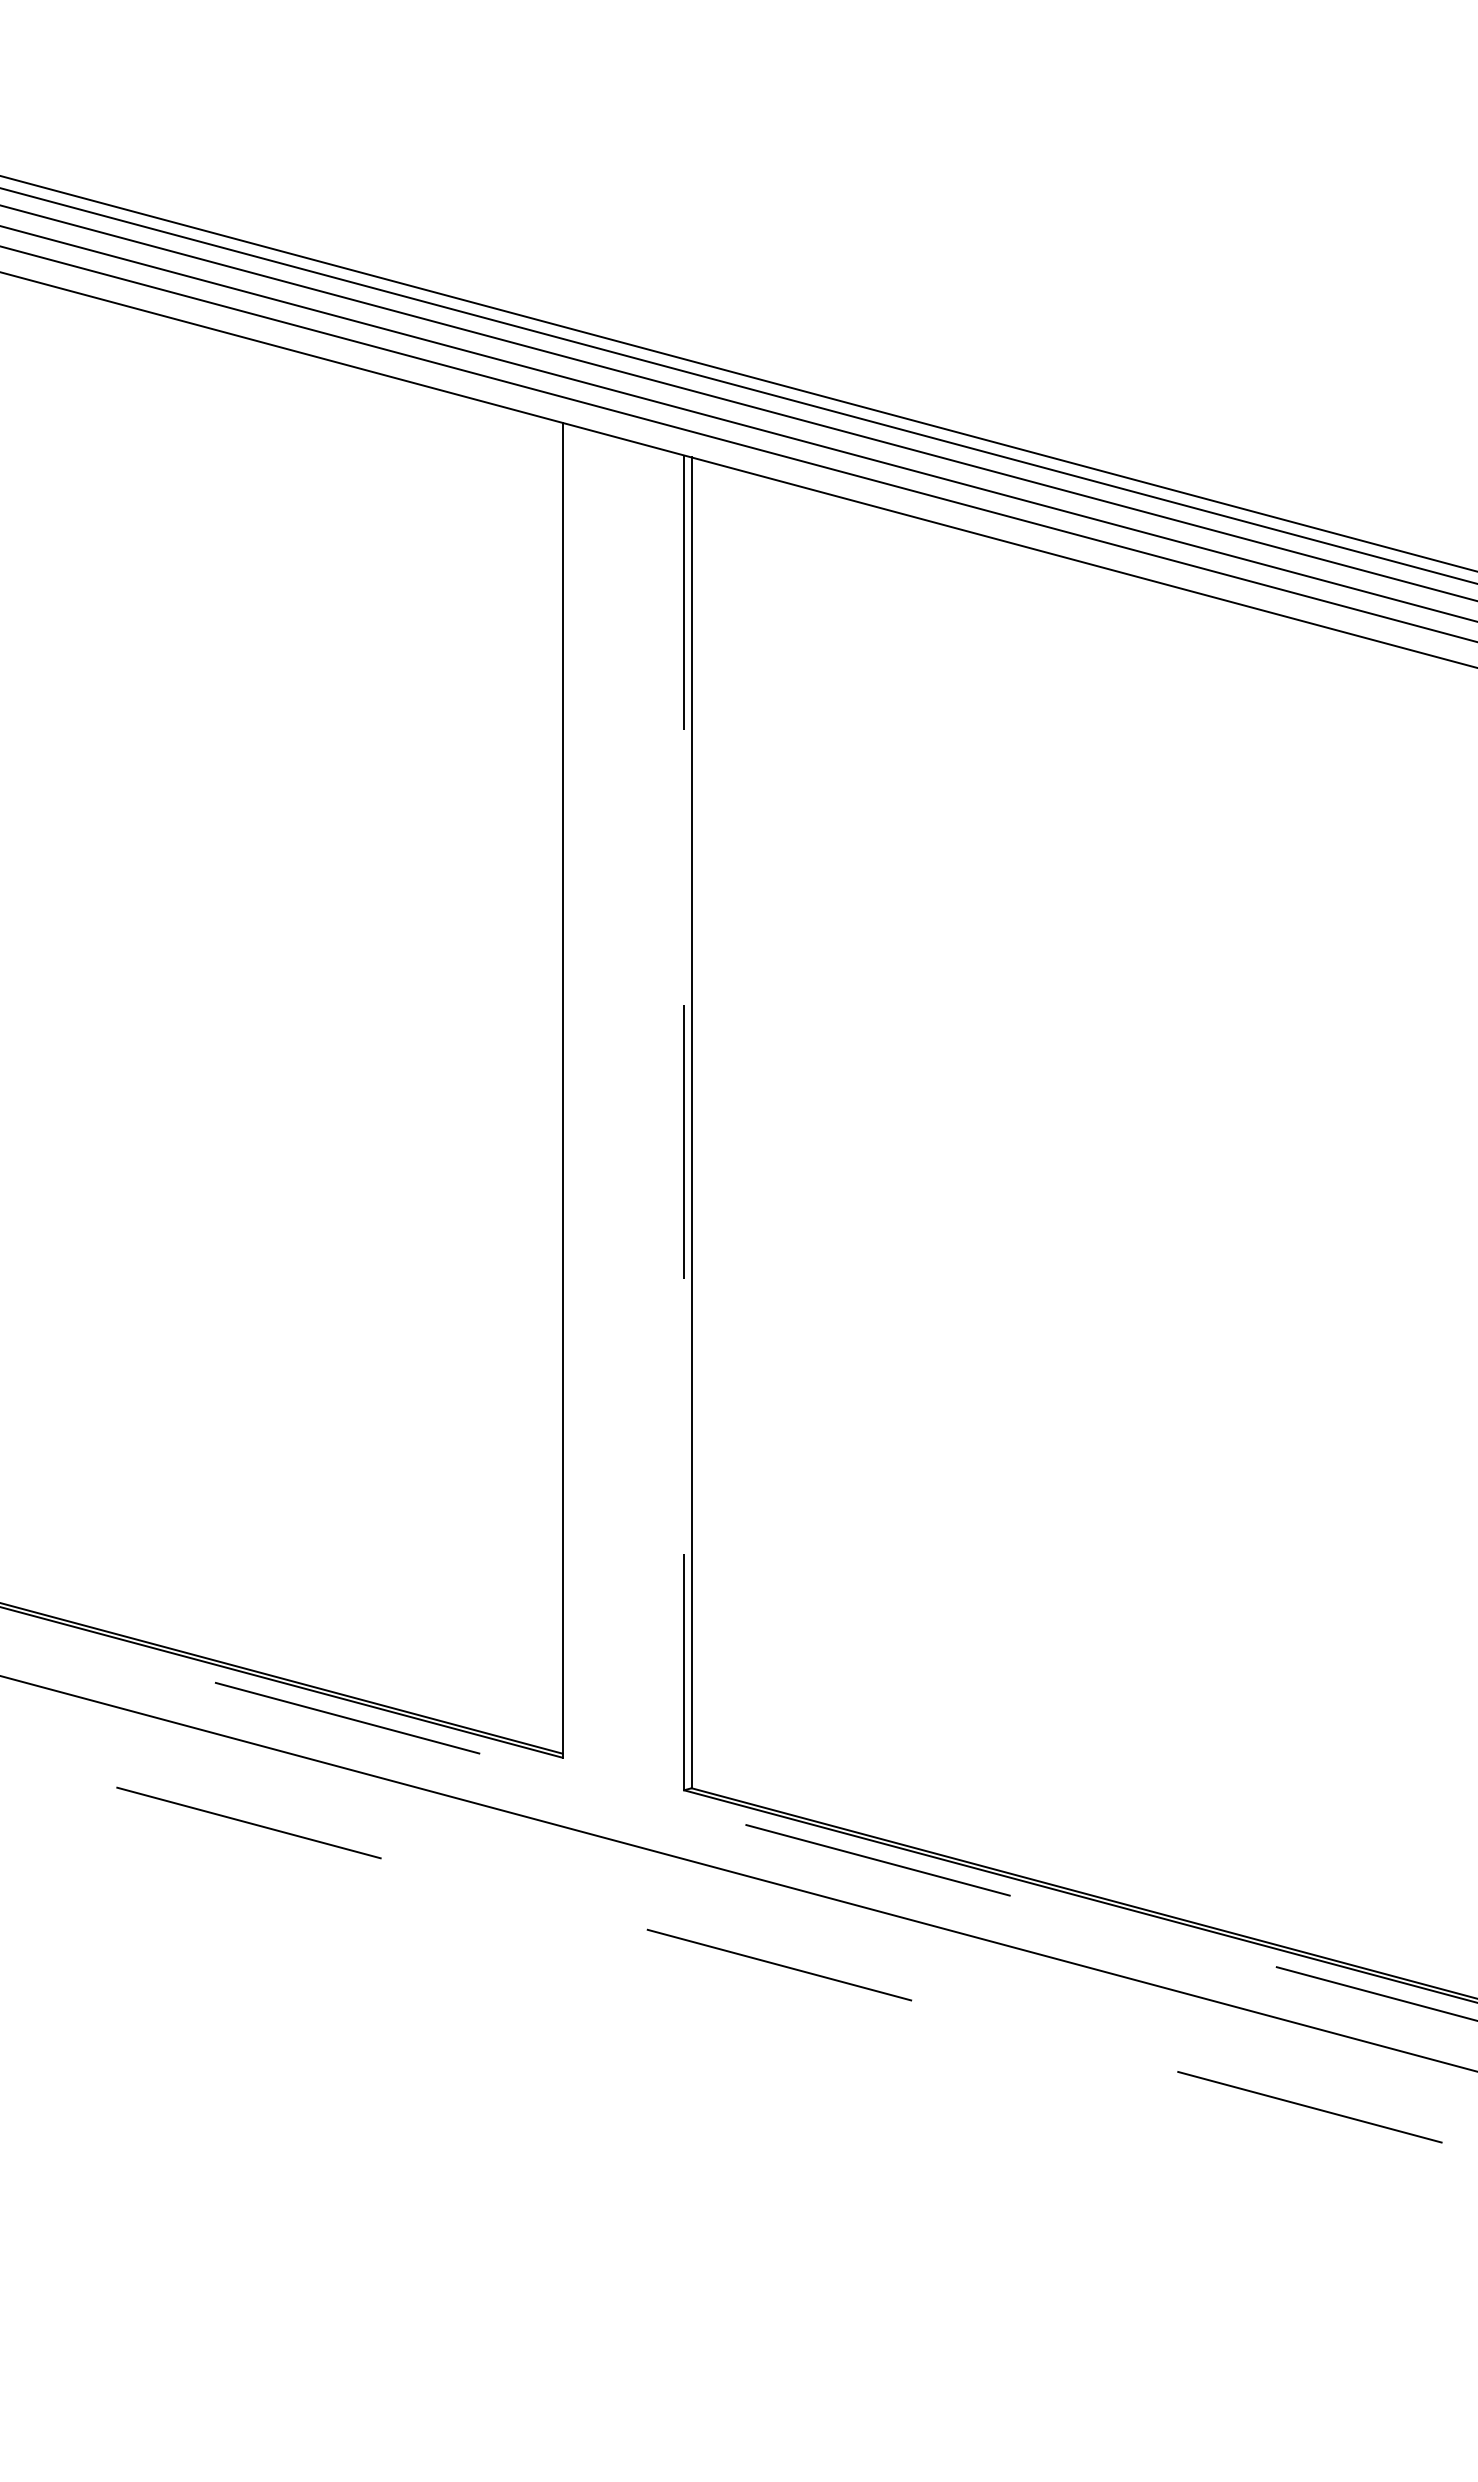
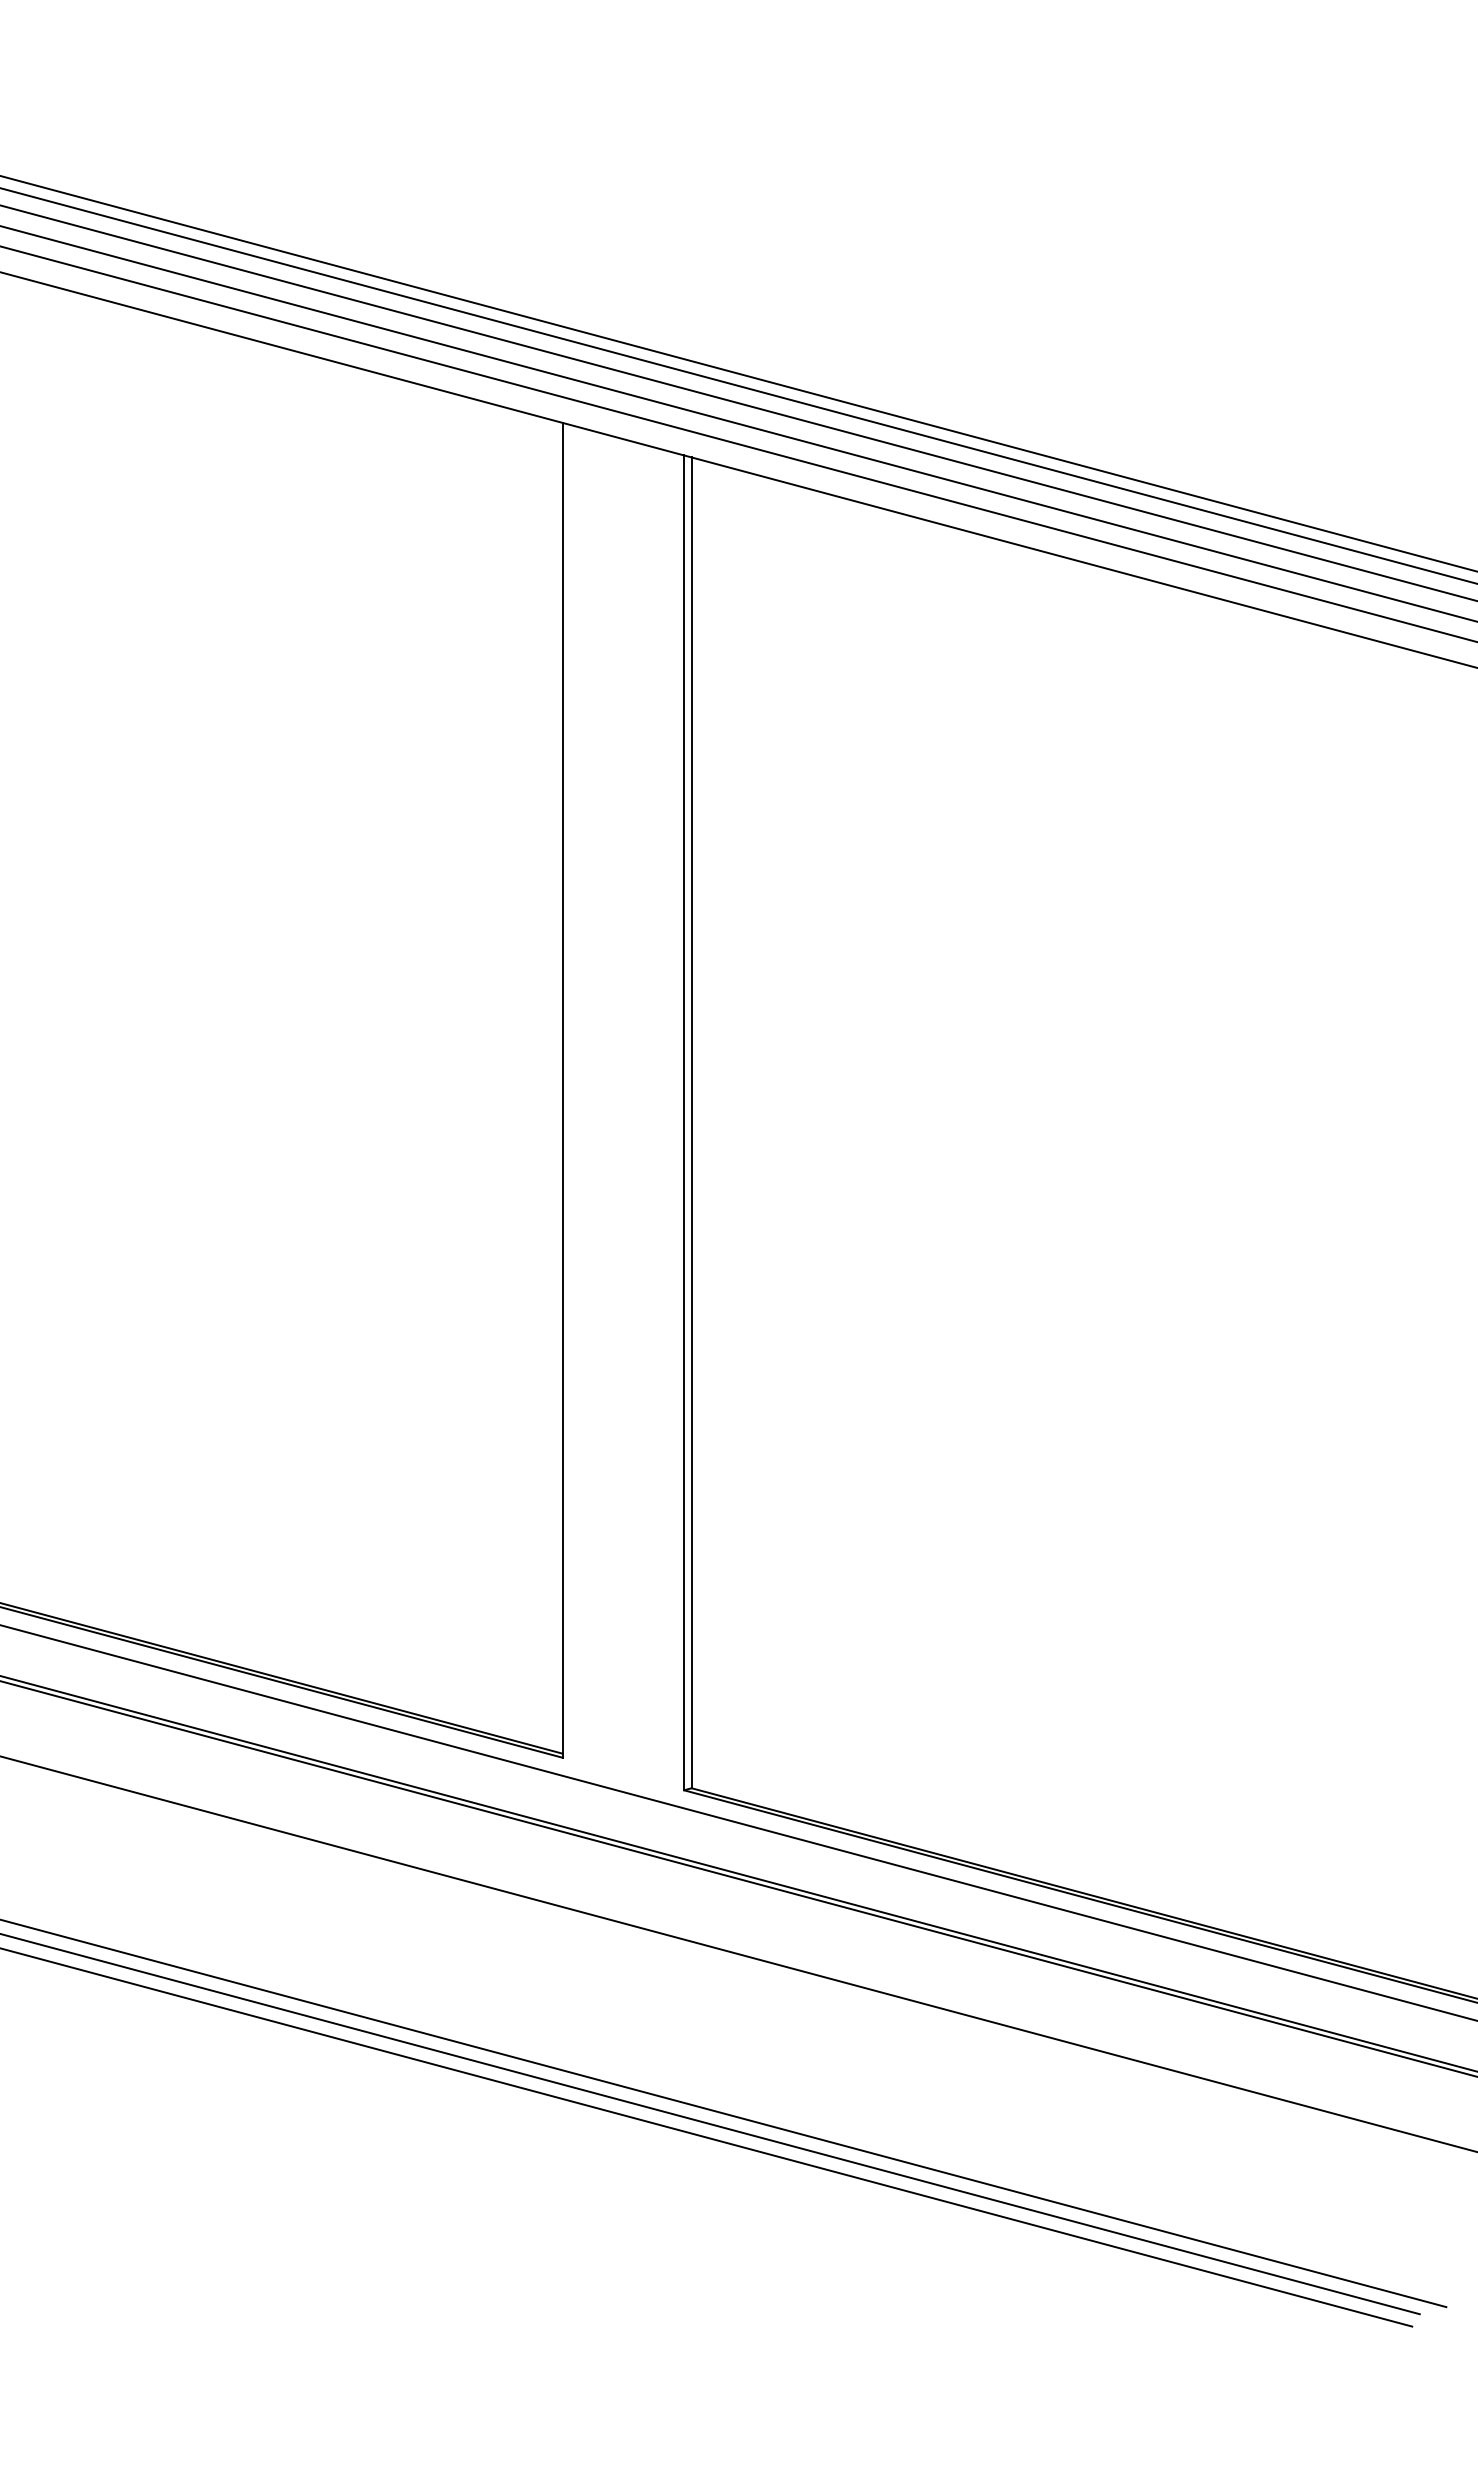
line: dashed -> solid (684, 1123)
line: dashed -> solid (739, 1823)
line: none -> present (738, 1878)
line: dashed -> solid (739, 1954)
line: none -> present (724, 2113)
line: none -> present (710, 2124)
line: none -> present (707, 2137)
